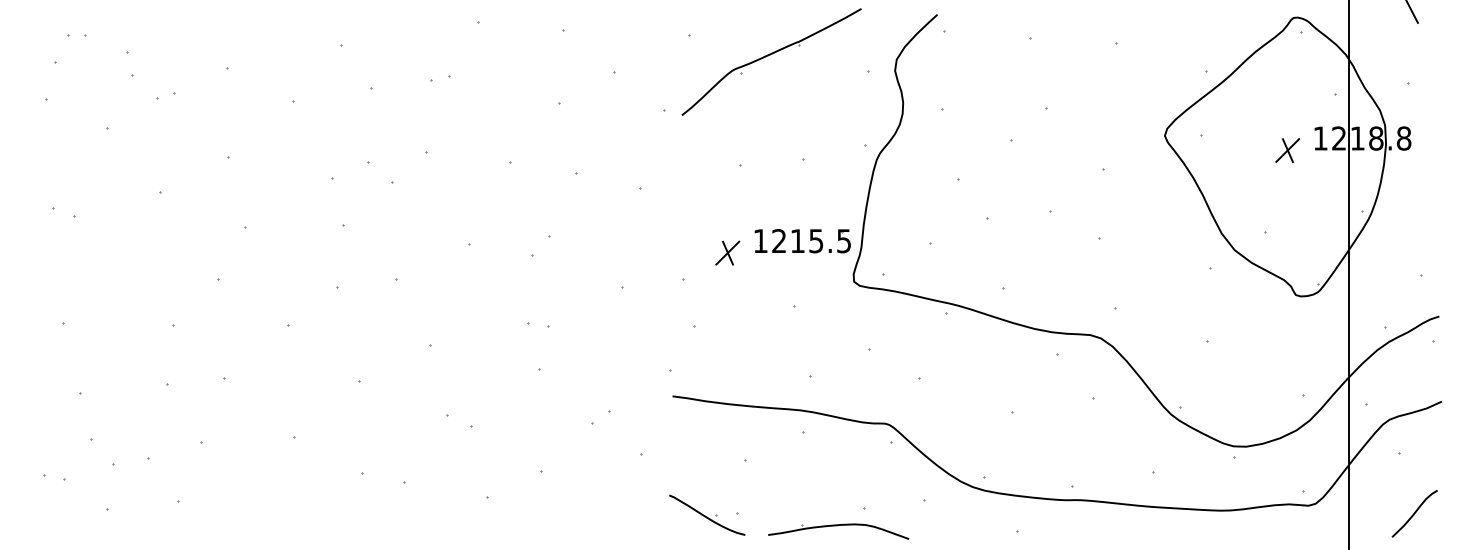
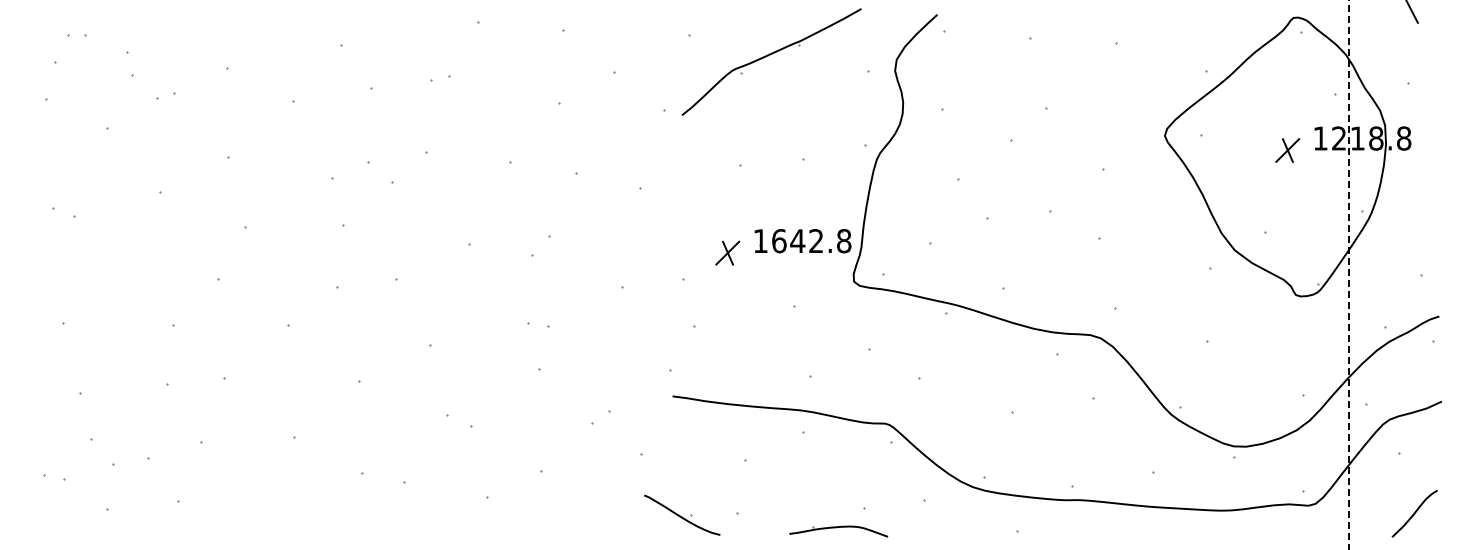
text: 1215.5 -> 1642.8 (811, 241)
line: solid -> dashed (1349, 275)
part position: (707, 514) -> (682, 514) (682, 514)
part size: 142x17 px -> 100x13 px (838, 531)
